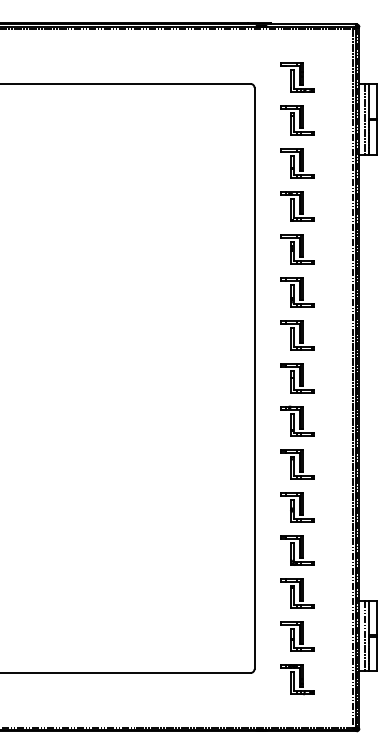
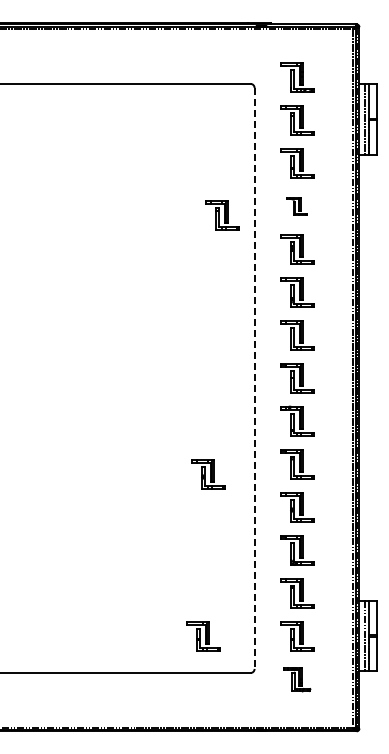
part size: 35x31 px -> 22x19 px (296, 206)
part: none -> present (222, 215)
line: solid -> dashed (254, 378)
part: none -> present (208, 474)
part: none -> present (203, 636)
part size: 35x32 px -> 29x26 px (297, 679)
